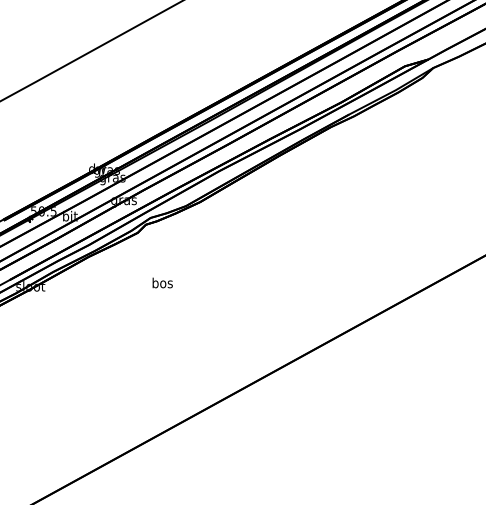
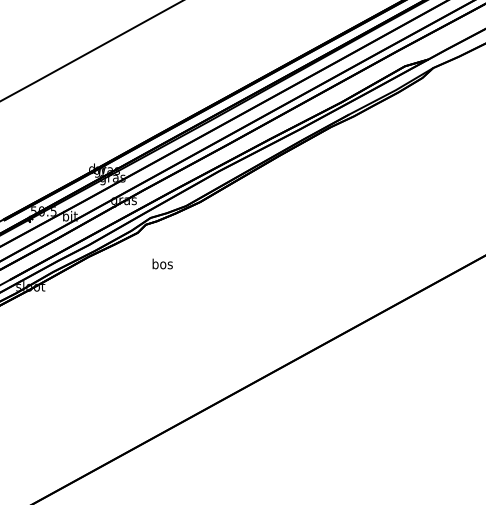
text position: (162, 282) -> (162, 263) (162, 263)
